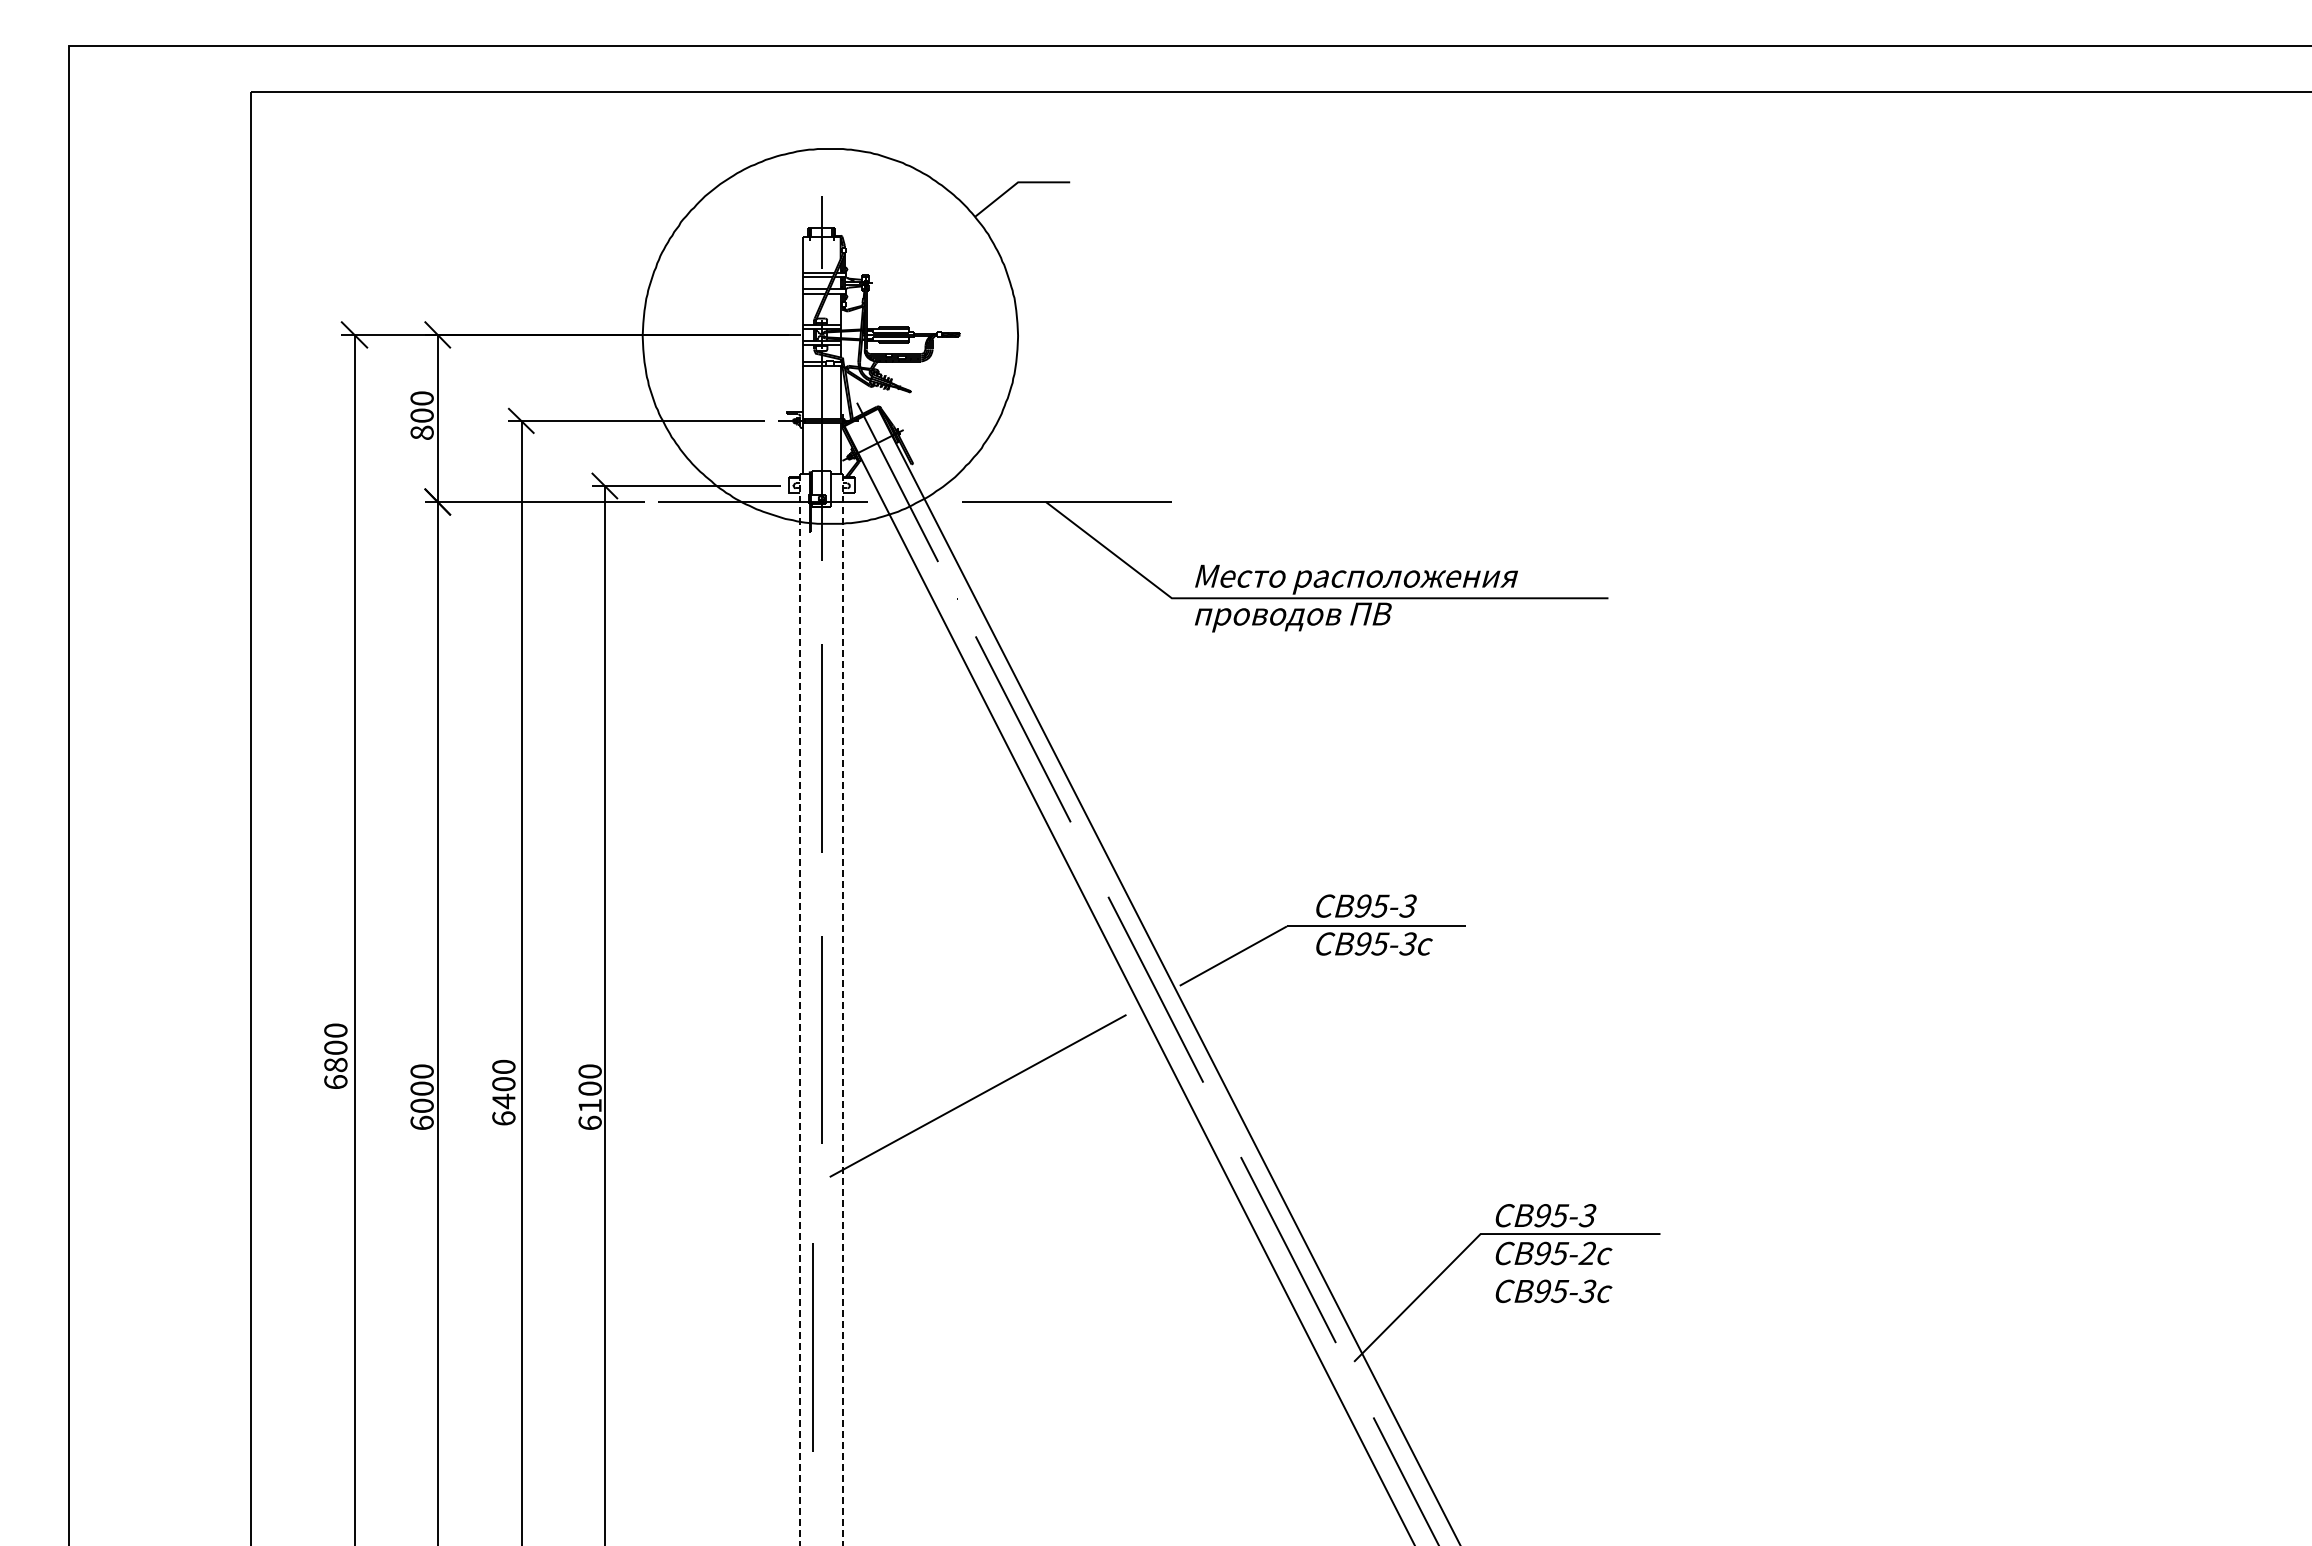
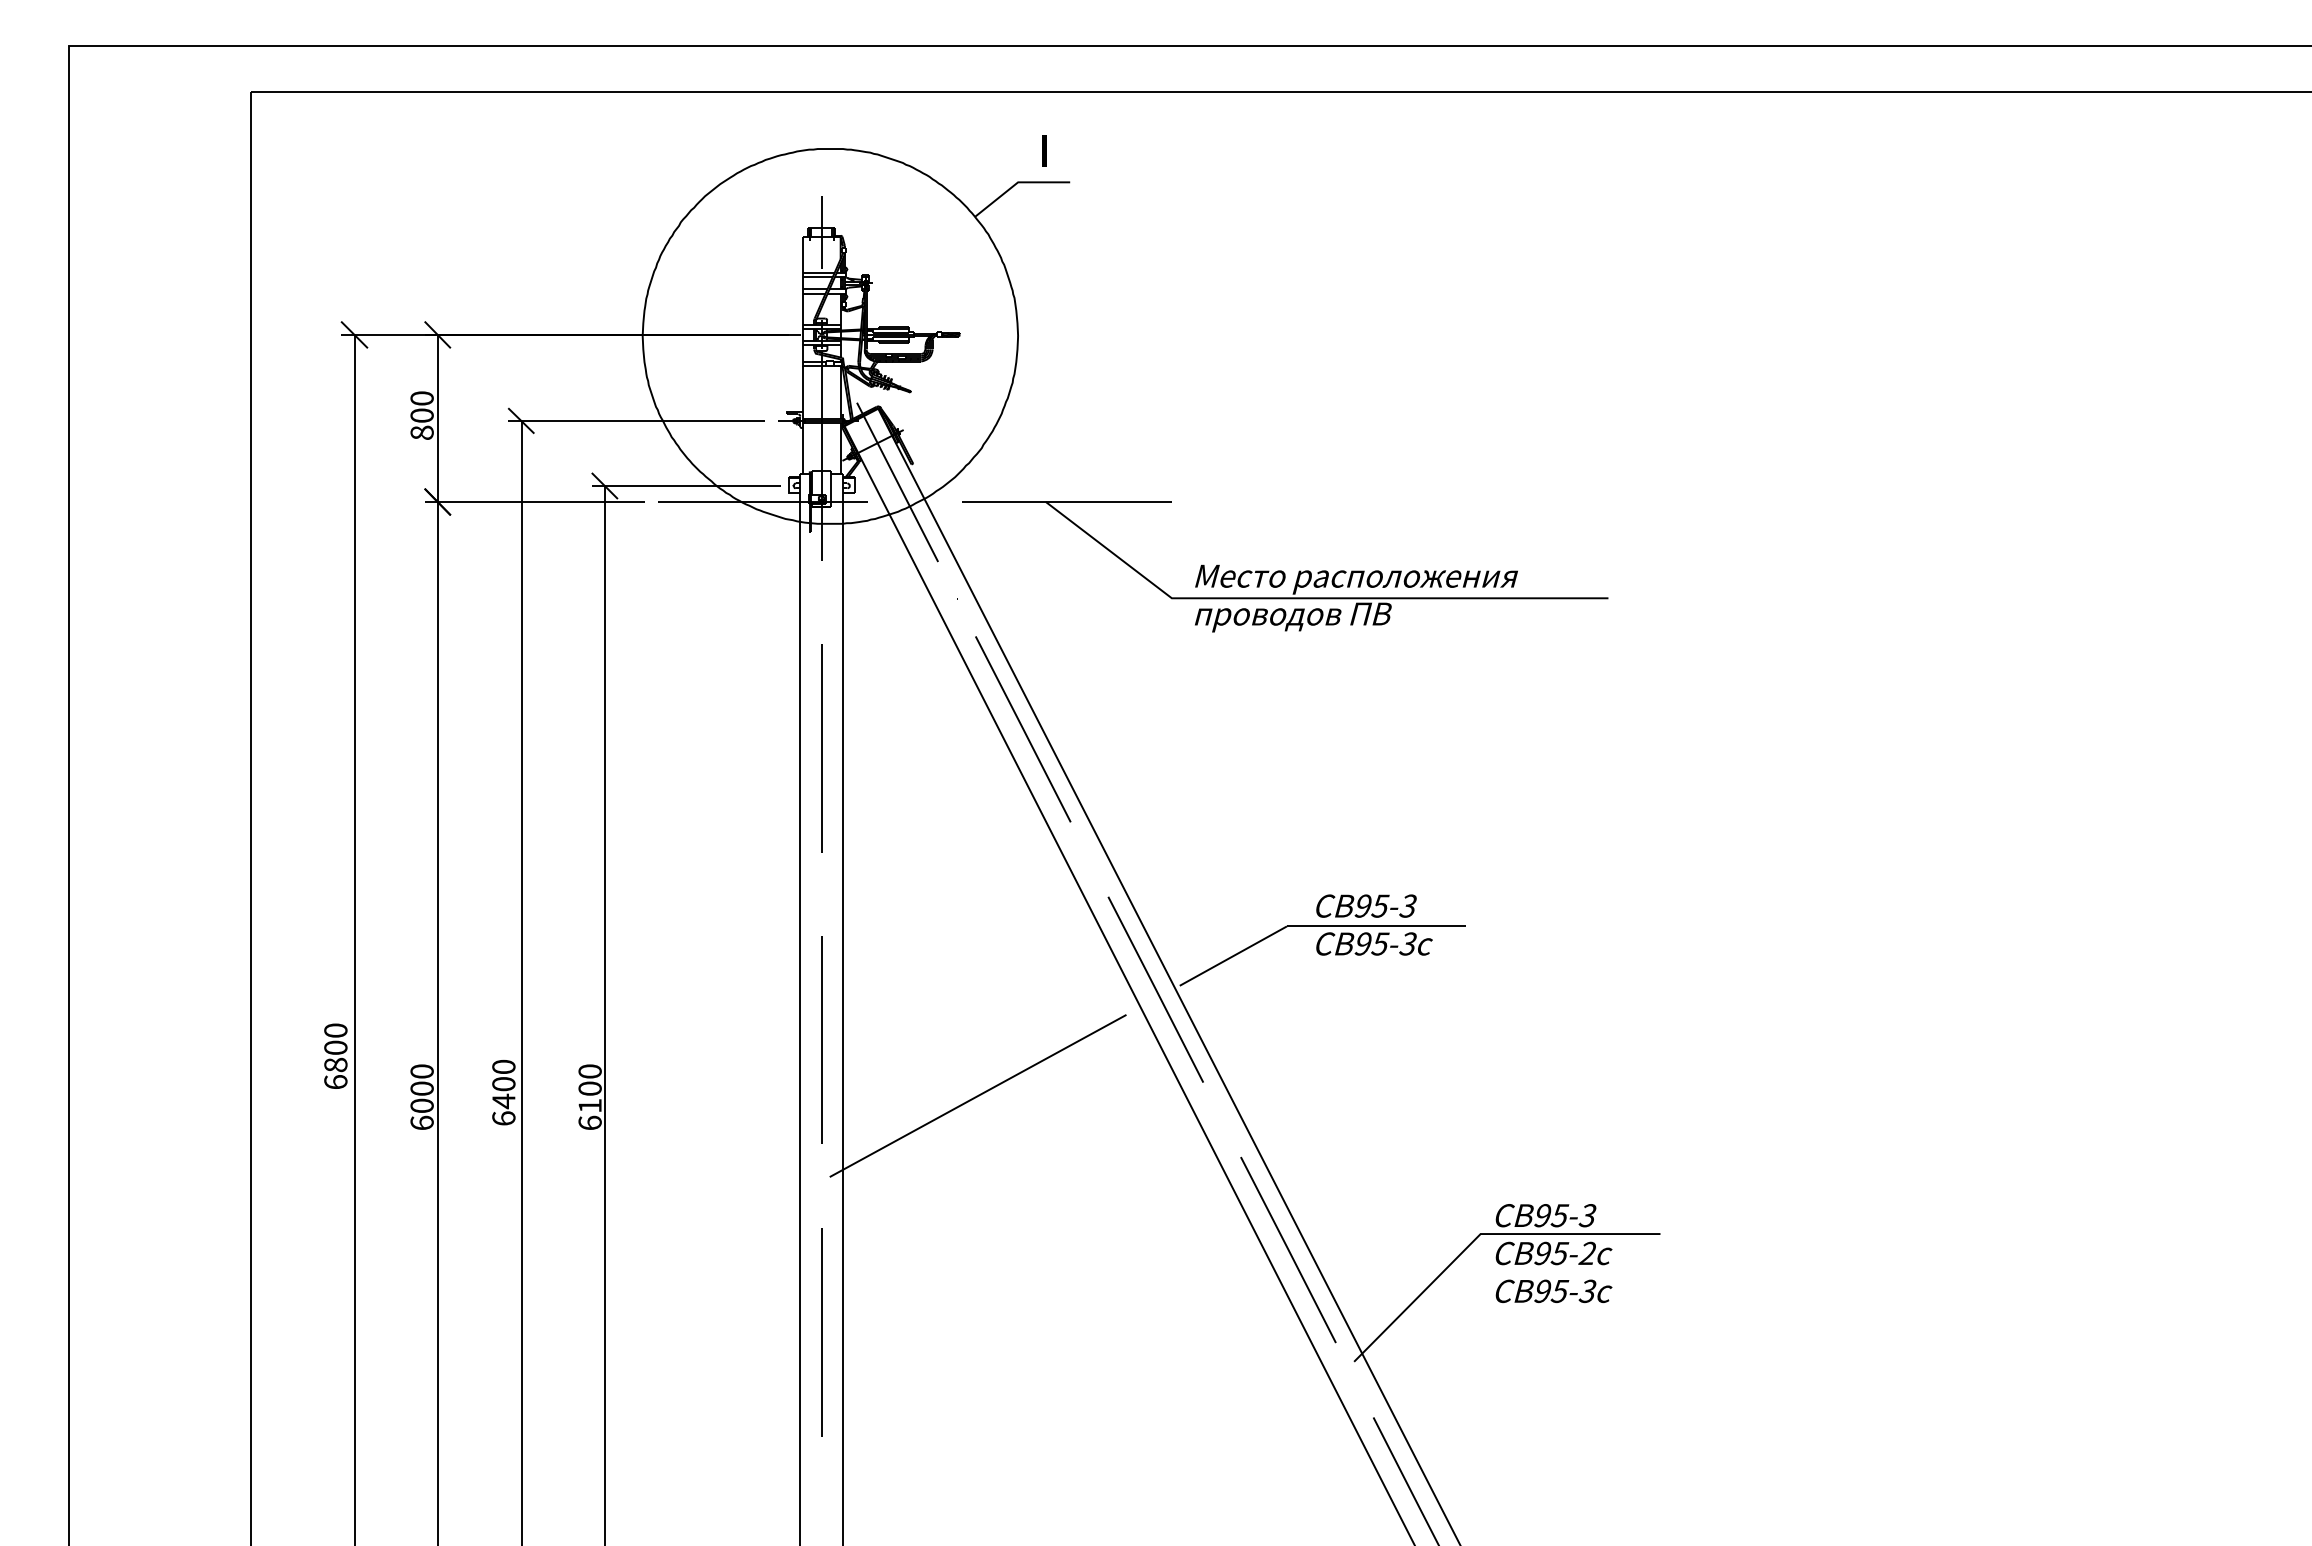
line: none -> present (1044, 150)
line: dashed -> solid (800, 1009)
line: dashed -> solid (843, 1009)
line position: (812, 1347) -> (821, 1332) (821, 1332)
